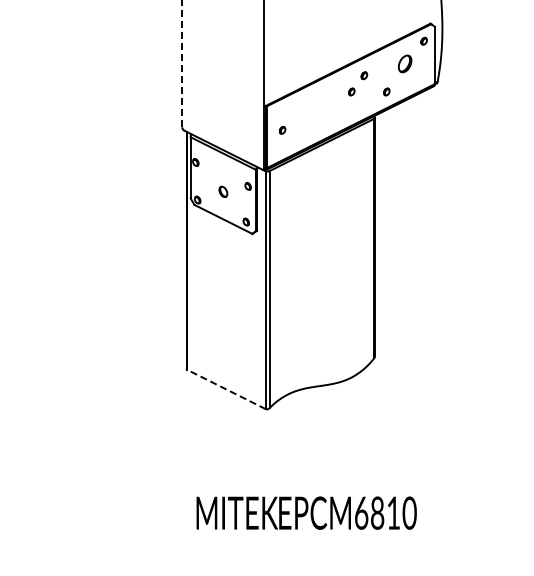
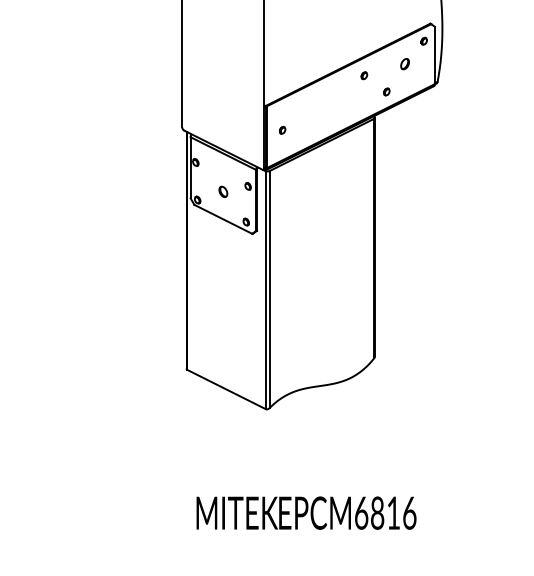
line: dashed -> solid (182, 63)
part size: 15x20 px -> 10x13 px (404, 64)
part: present -> none (351, 91)
line: dashed -> solid (226, 389)
text: EPCM6810 -> EPCM6816 (409, 512)
